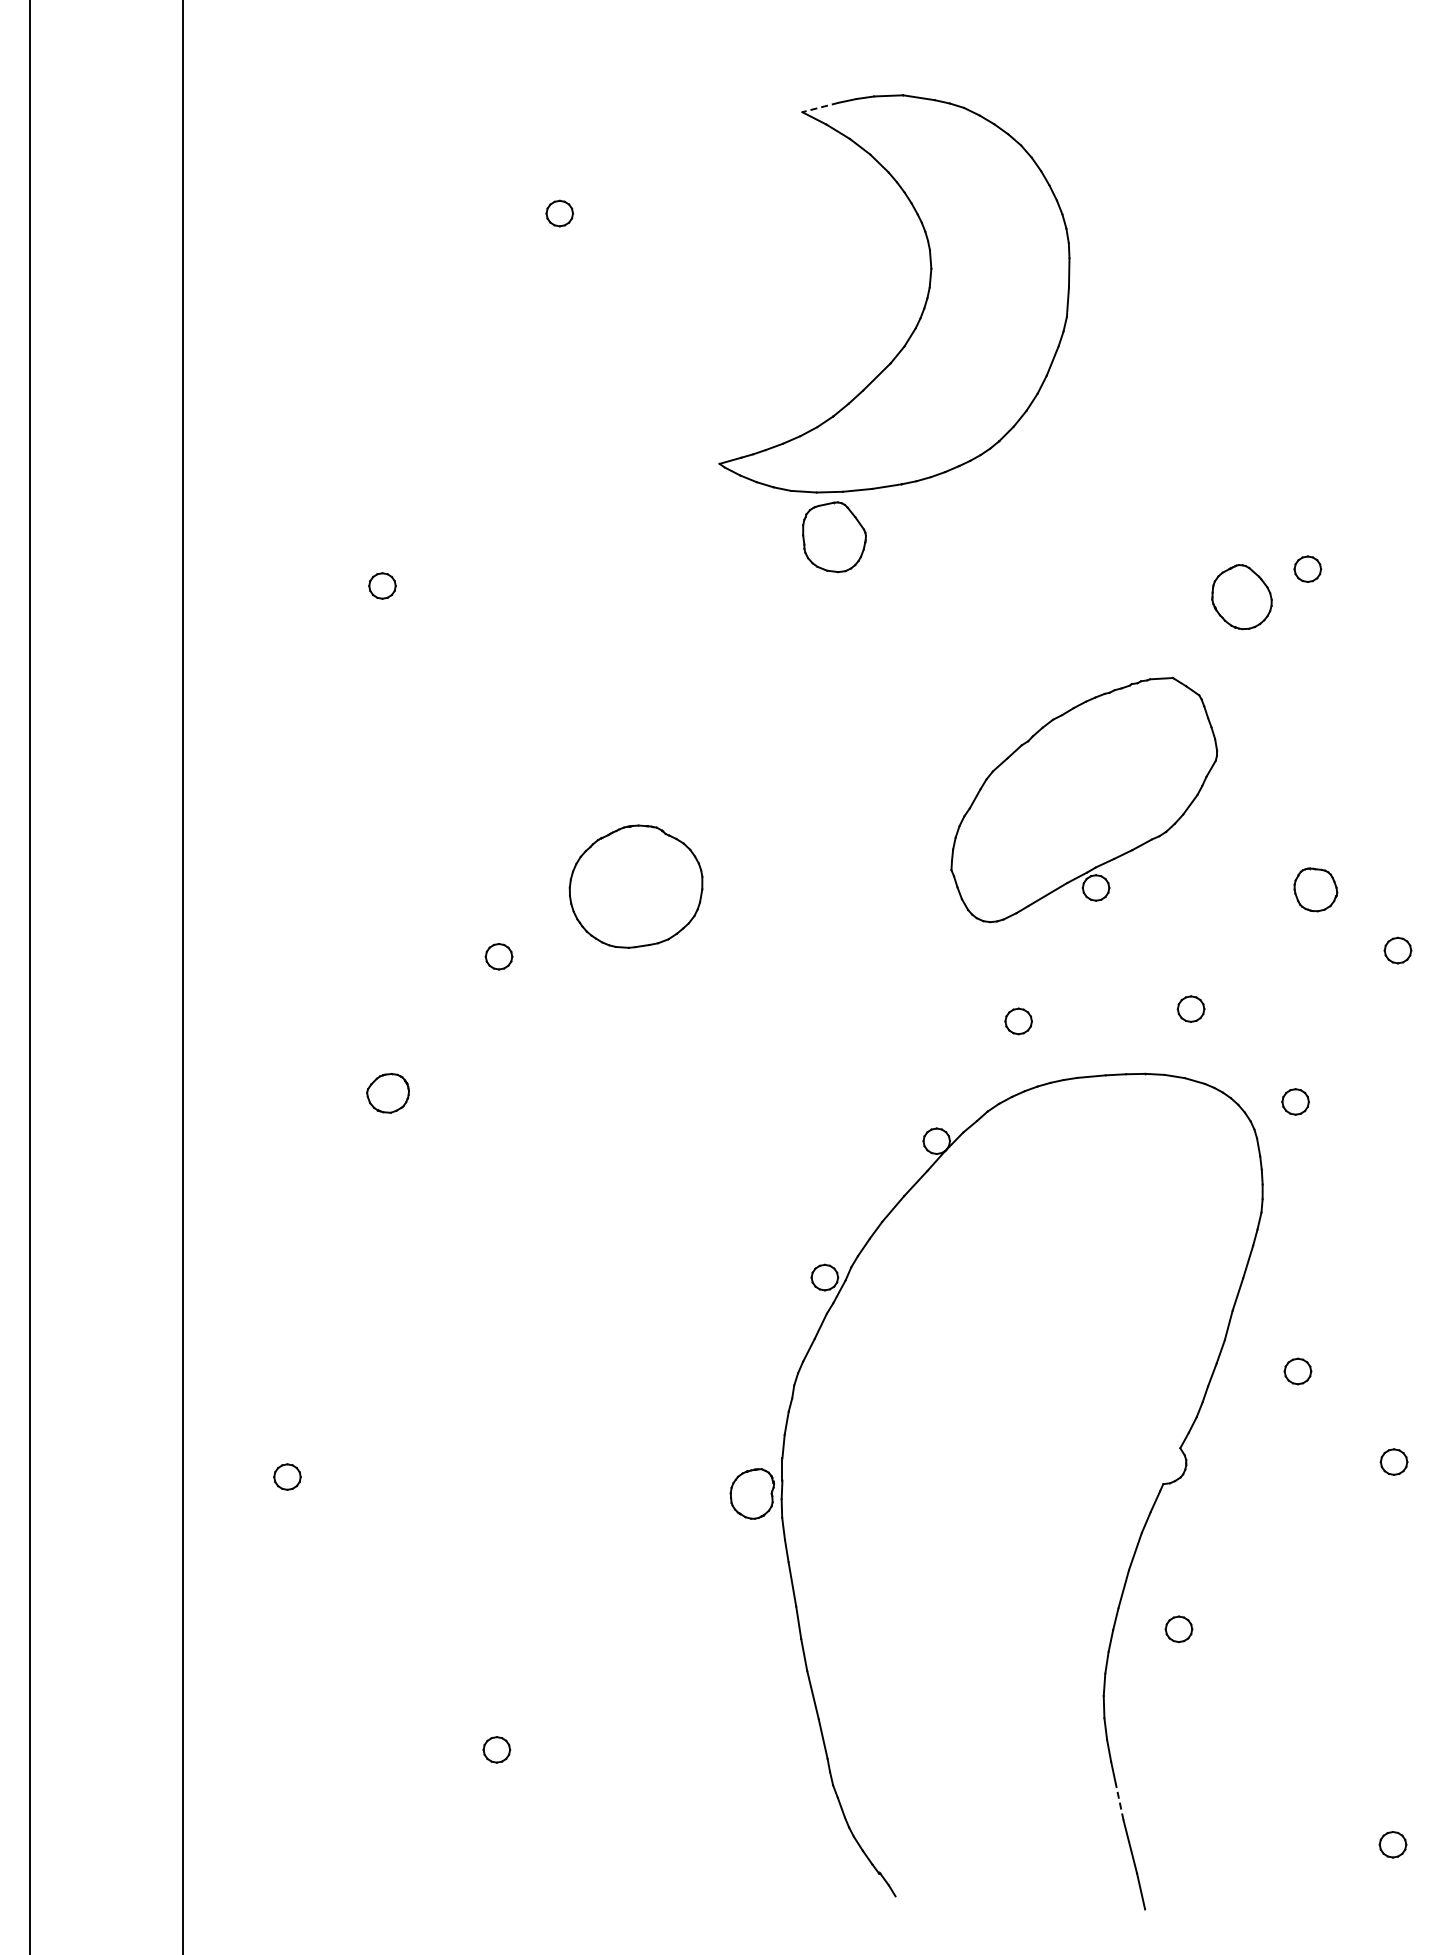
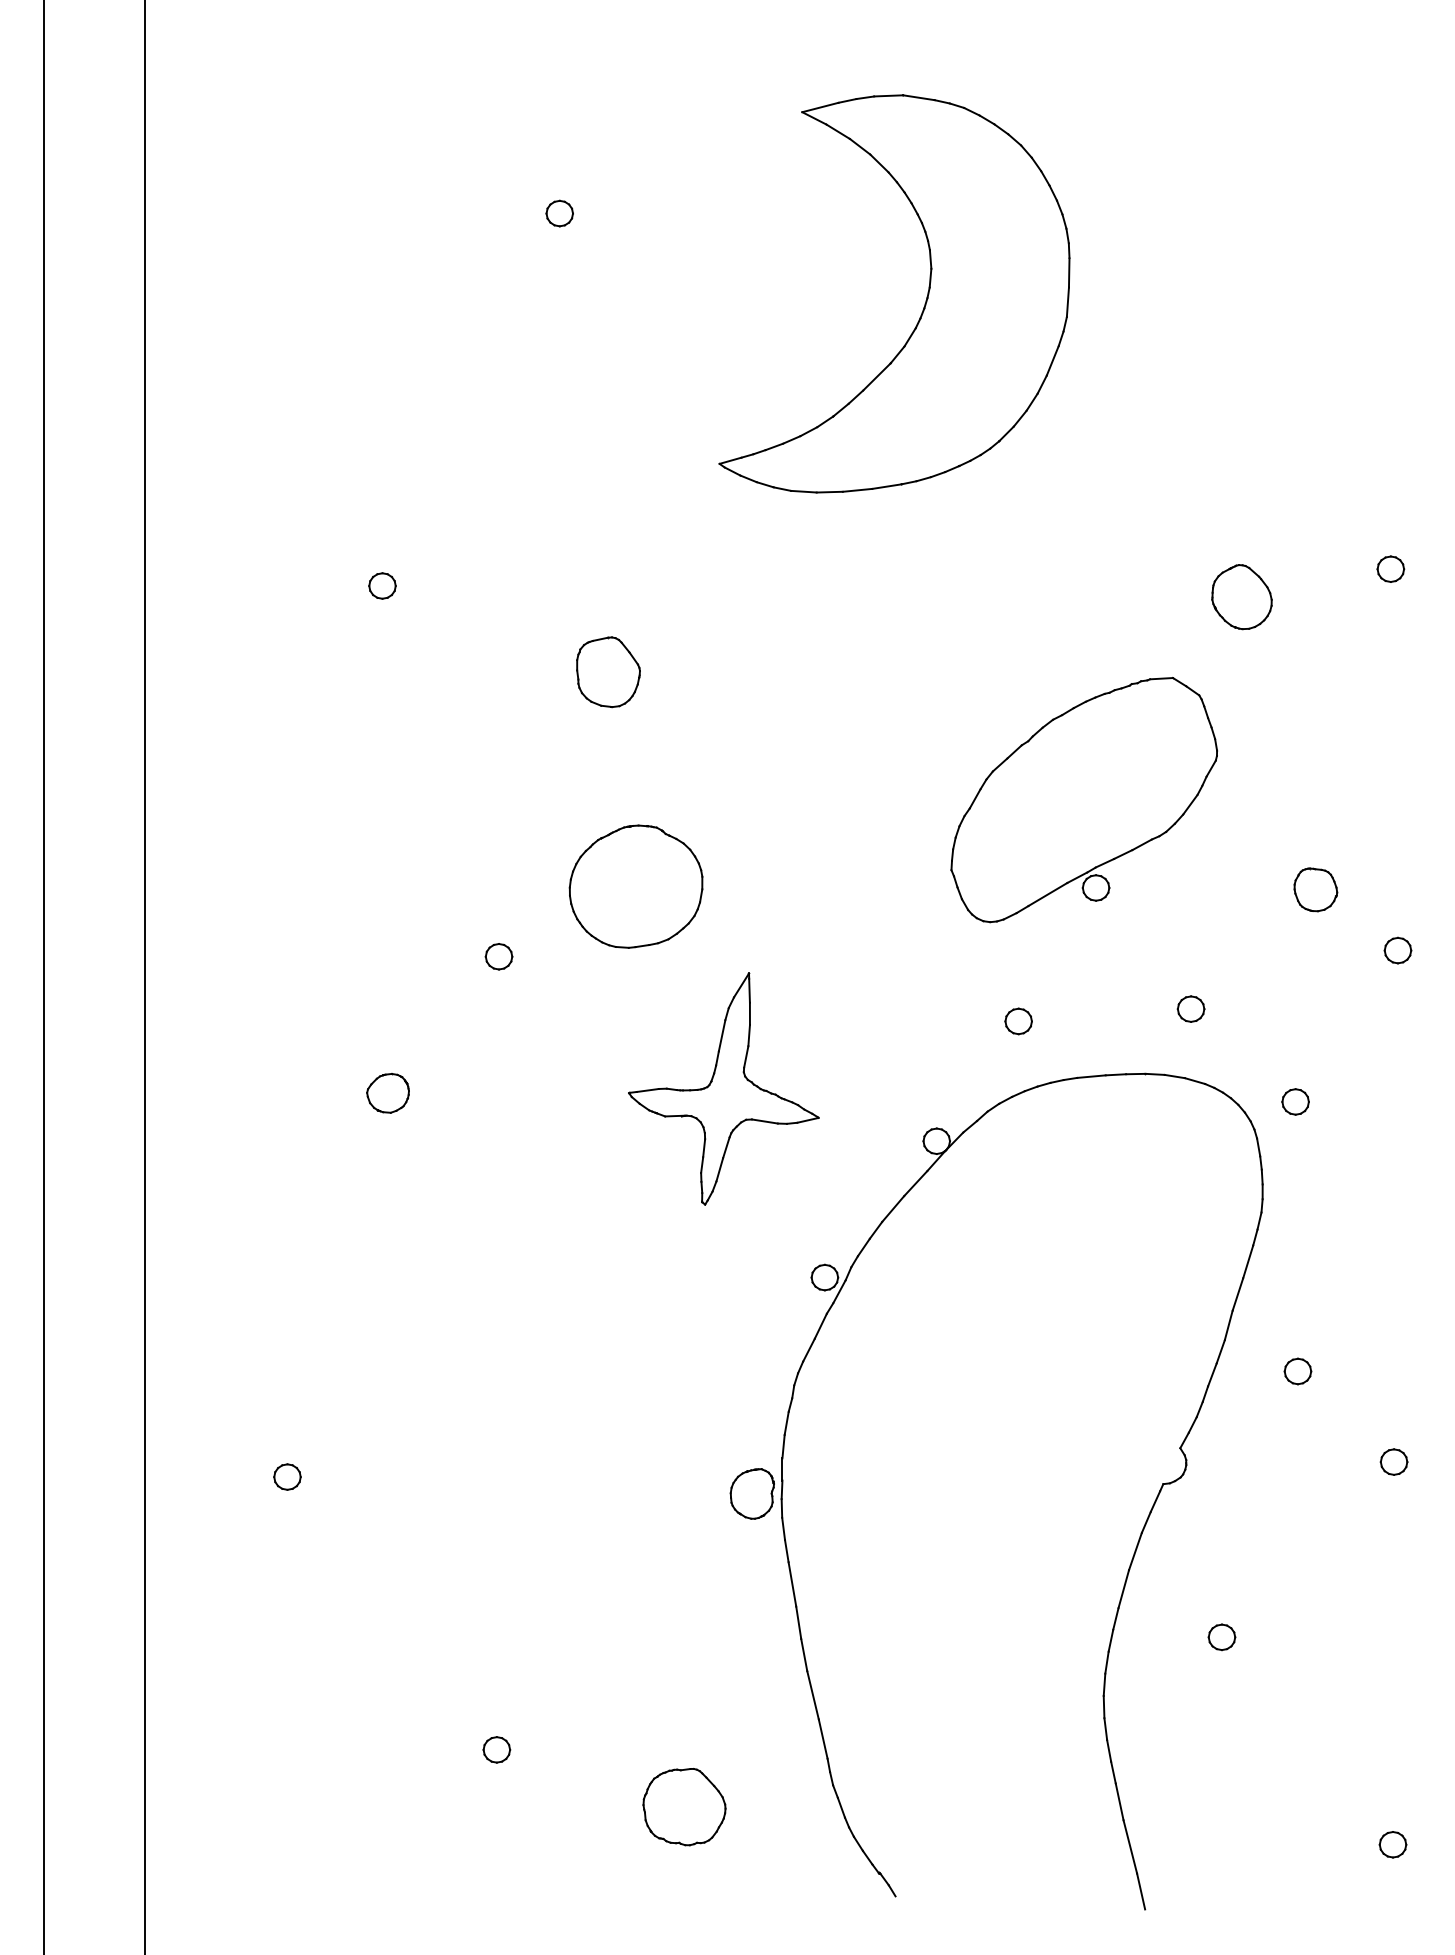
line: dashed -> solid (820, 107)
part position: (834, 537) -> (608, 672) (608, 672)
part position: (1307, 568) -> (1390, 568) (1390, 568)
line position: (29, 976) -> (43, 976) (43, 976)
line position: (183, 976) -> (145, 976) (145, 976)
part: none -> present (723, 1088)
part position: (1178, 1629) -> (1221, 1637) (1221, 1637)
line: dashed -> solid (1119, 1801)
part: none -> present (684, 1807)
